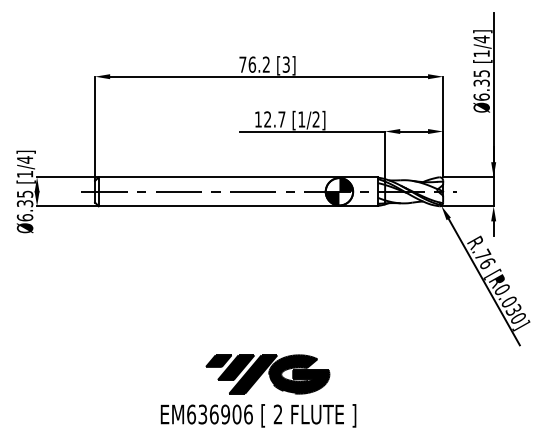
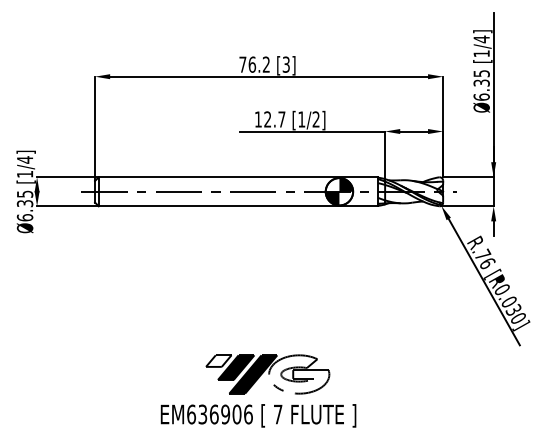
fill: present -> none (218, 360)
fill: present -> none (299, 374)
text: 2 -> 7 (277, 414)
